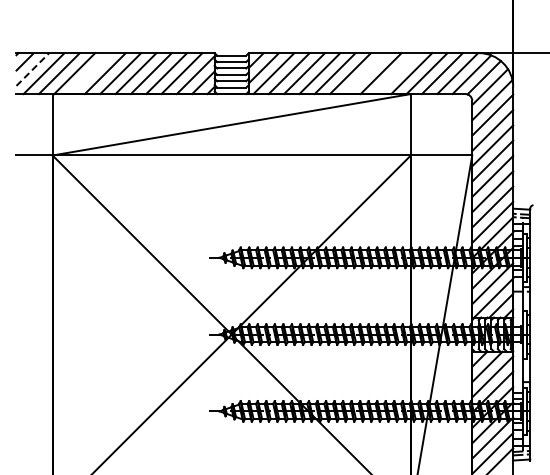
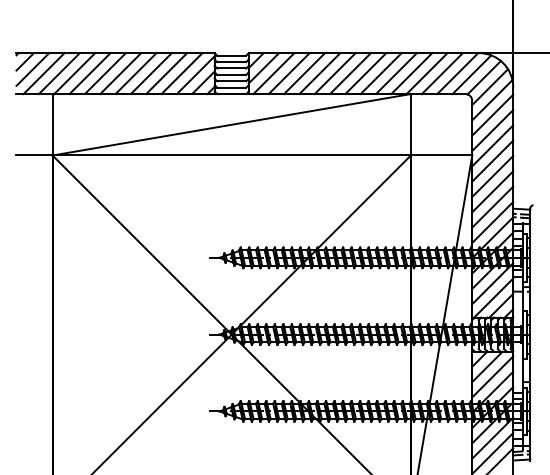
line: dashed -> solid (33, 69)
line: none -> present (89, 73)
line: none -> present (365, 73)
line: none -> present (395, 73)
